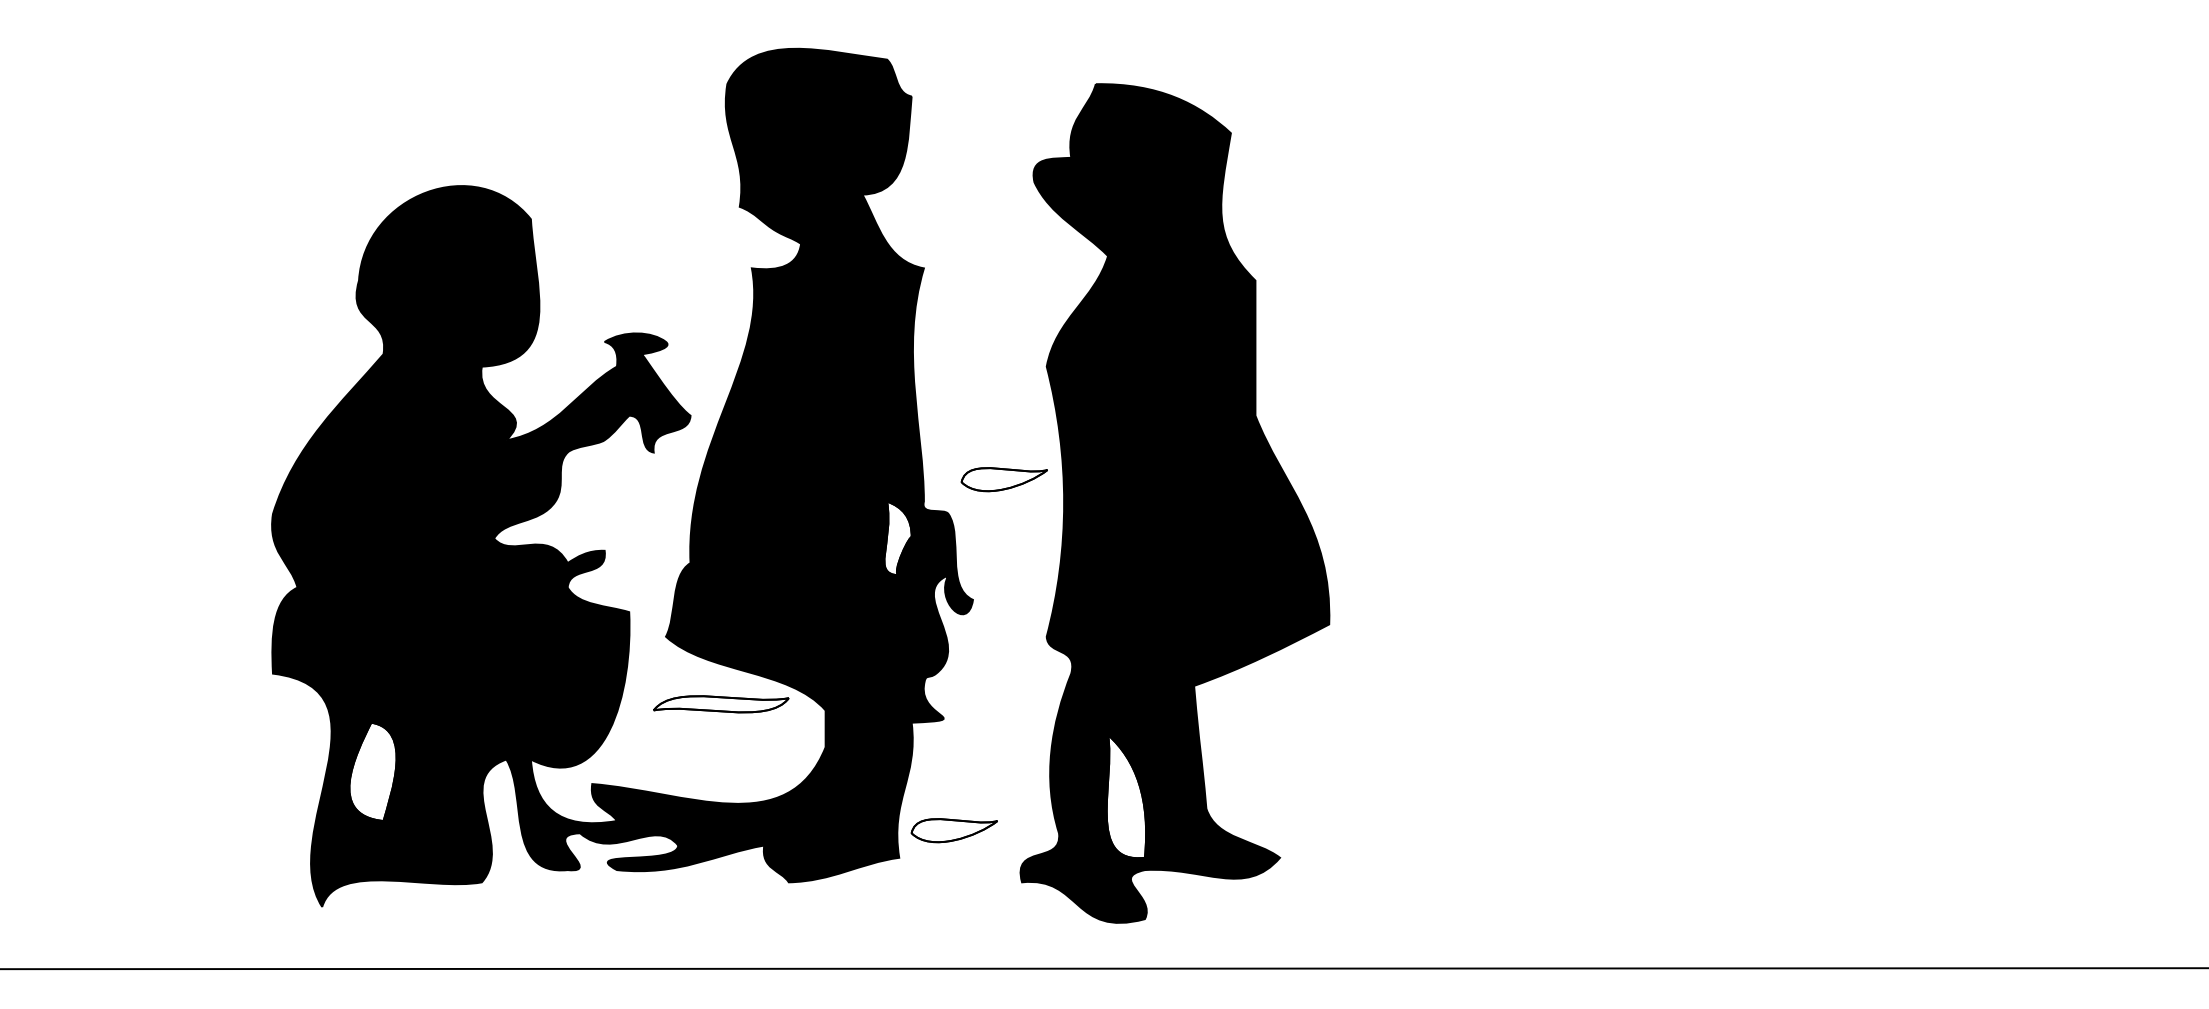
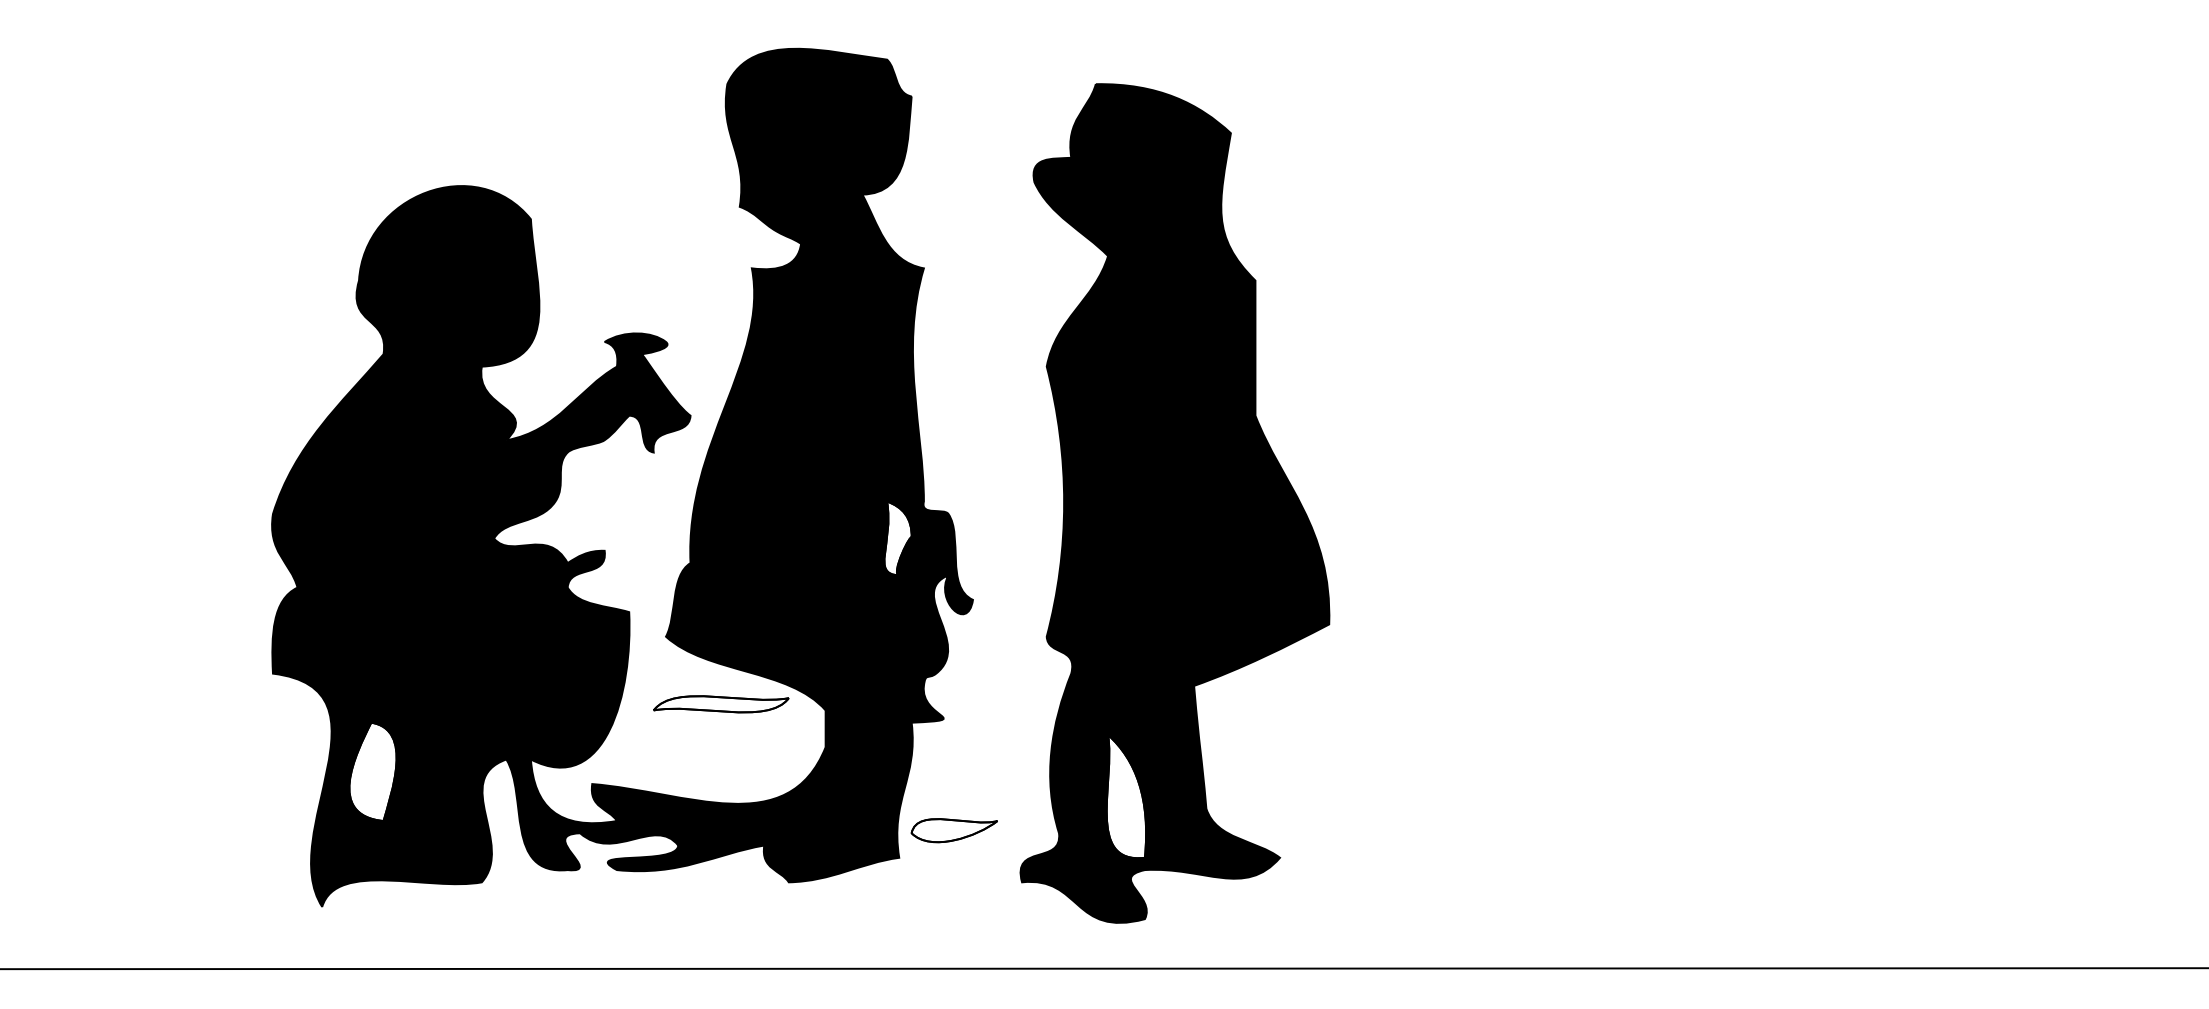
part: present -> none (1003, 479)
